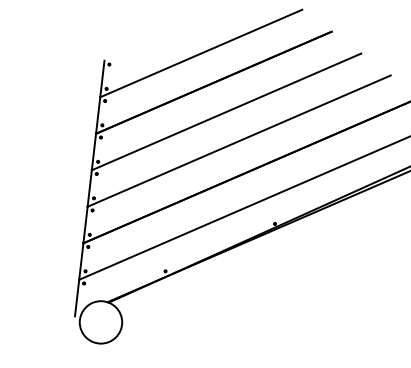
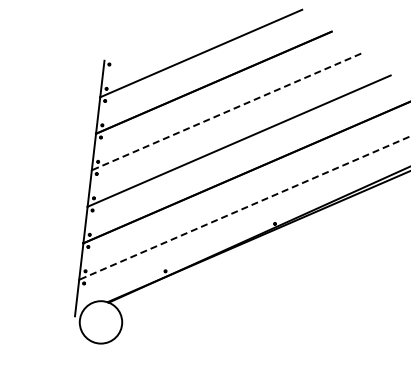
line: solid -> dashed (226, 111)
line: solid -> dashed (244, 208)
